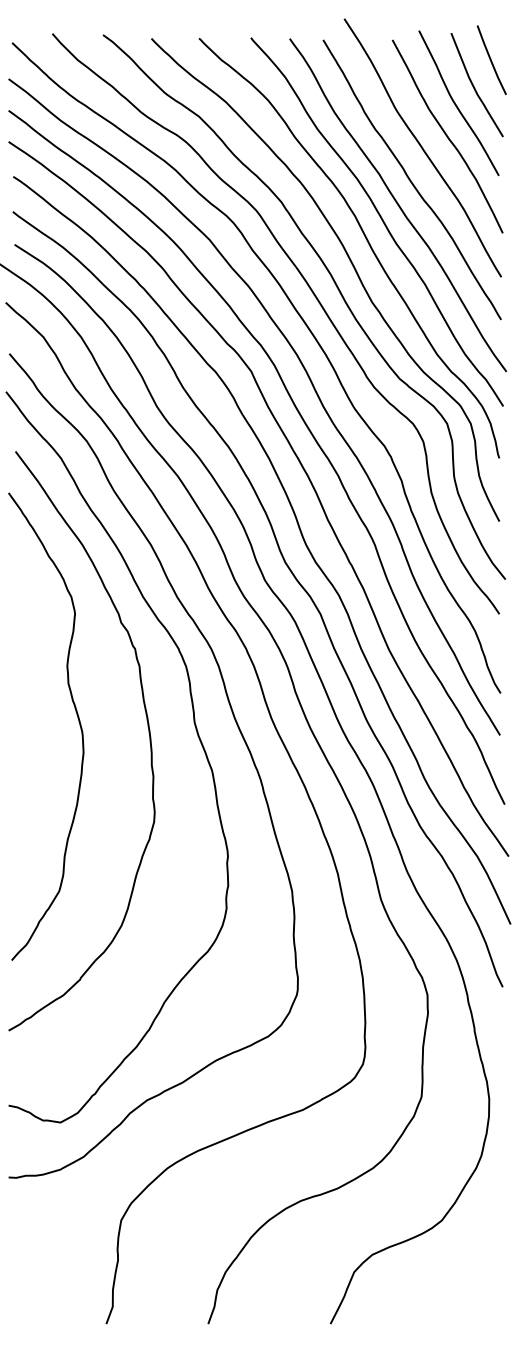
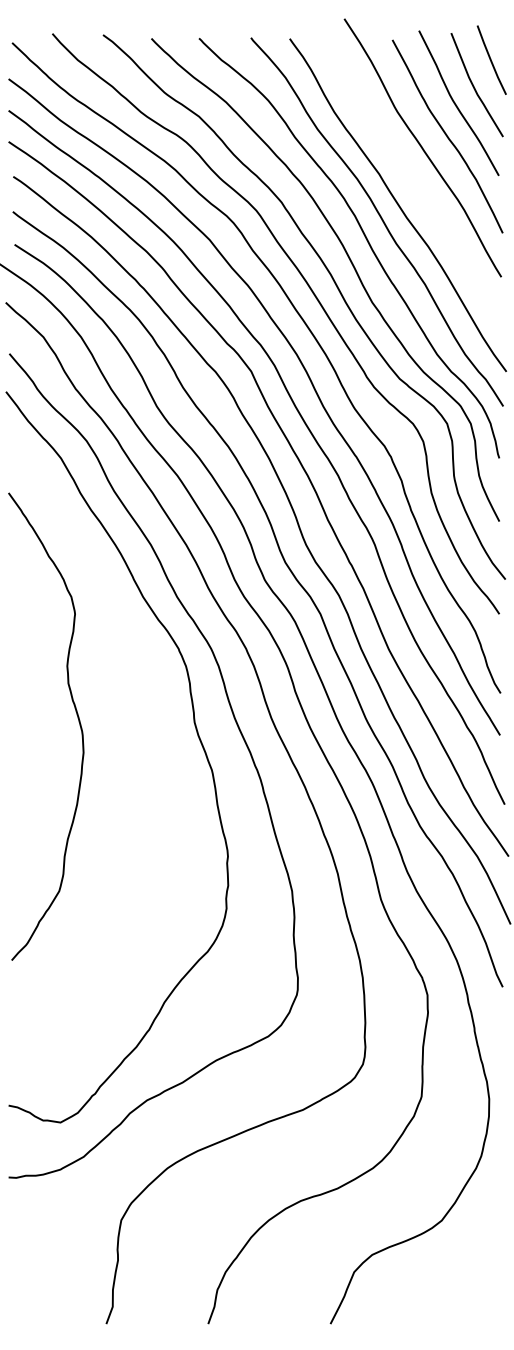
curve: present -> none (410, 179)
curve: present -> none (148, 733)
